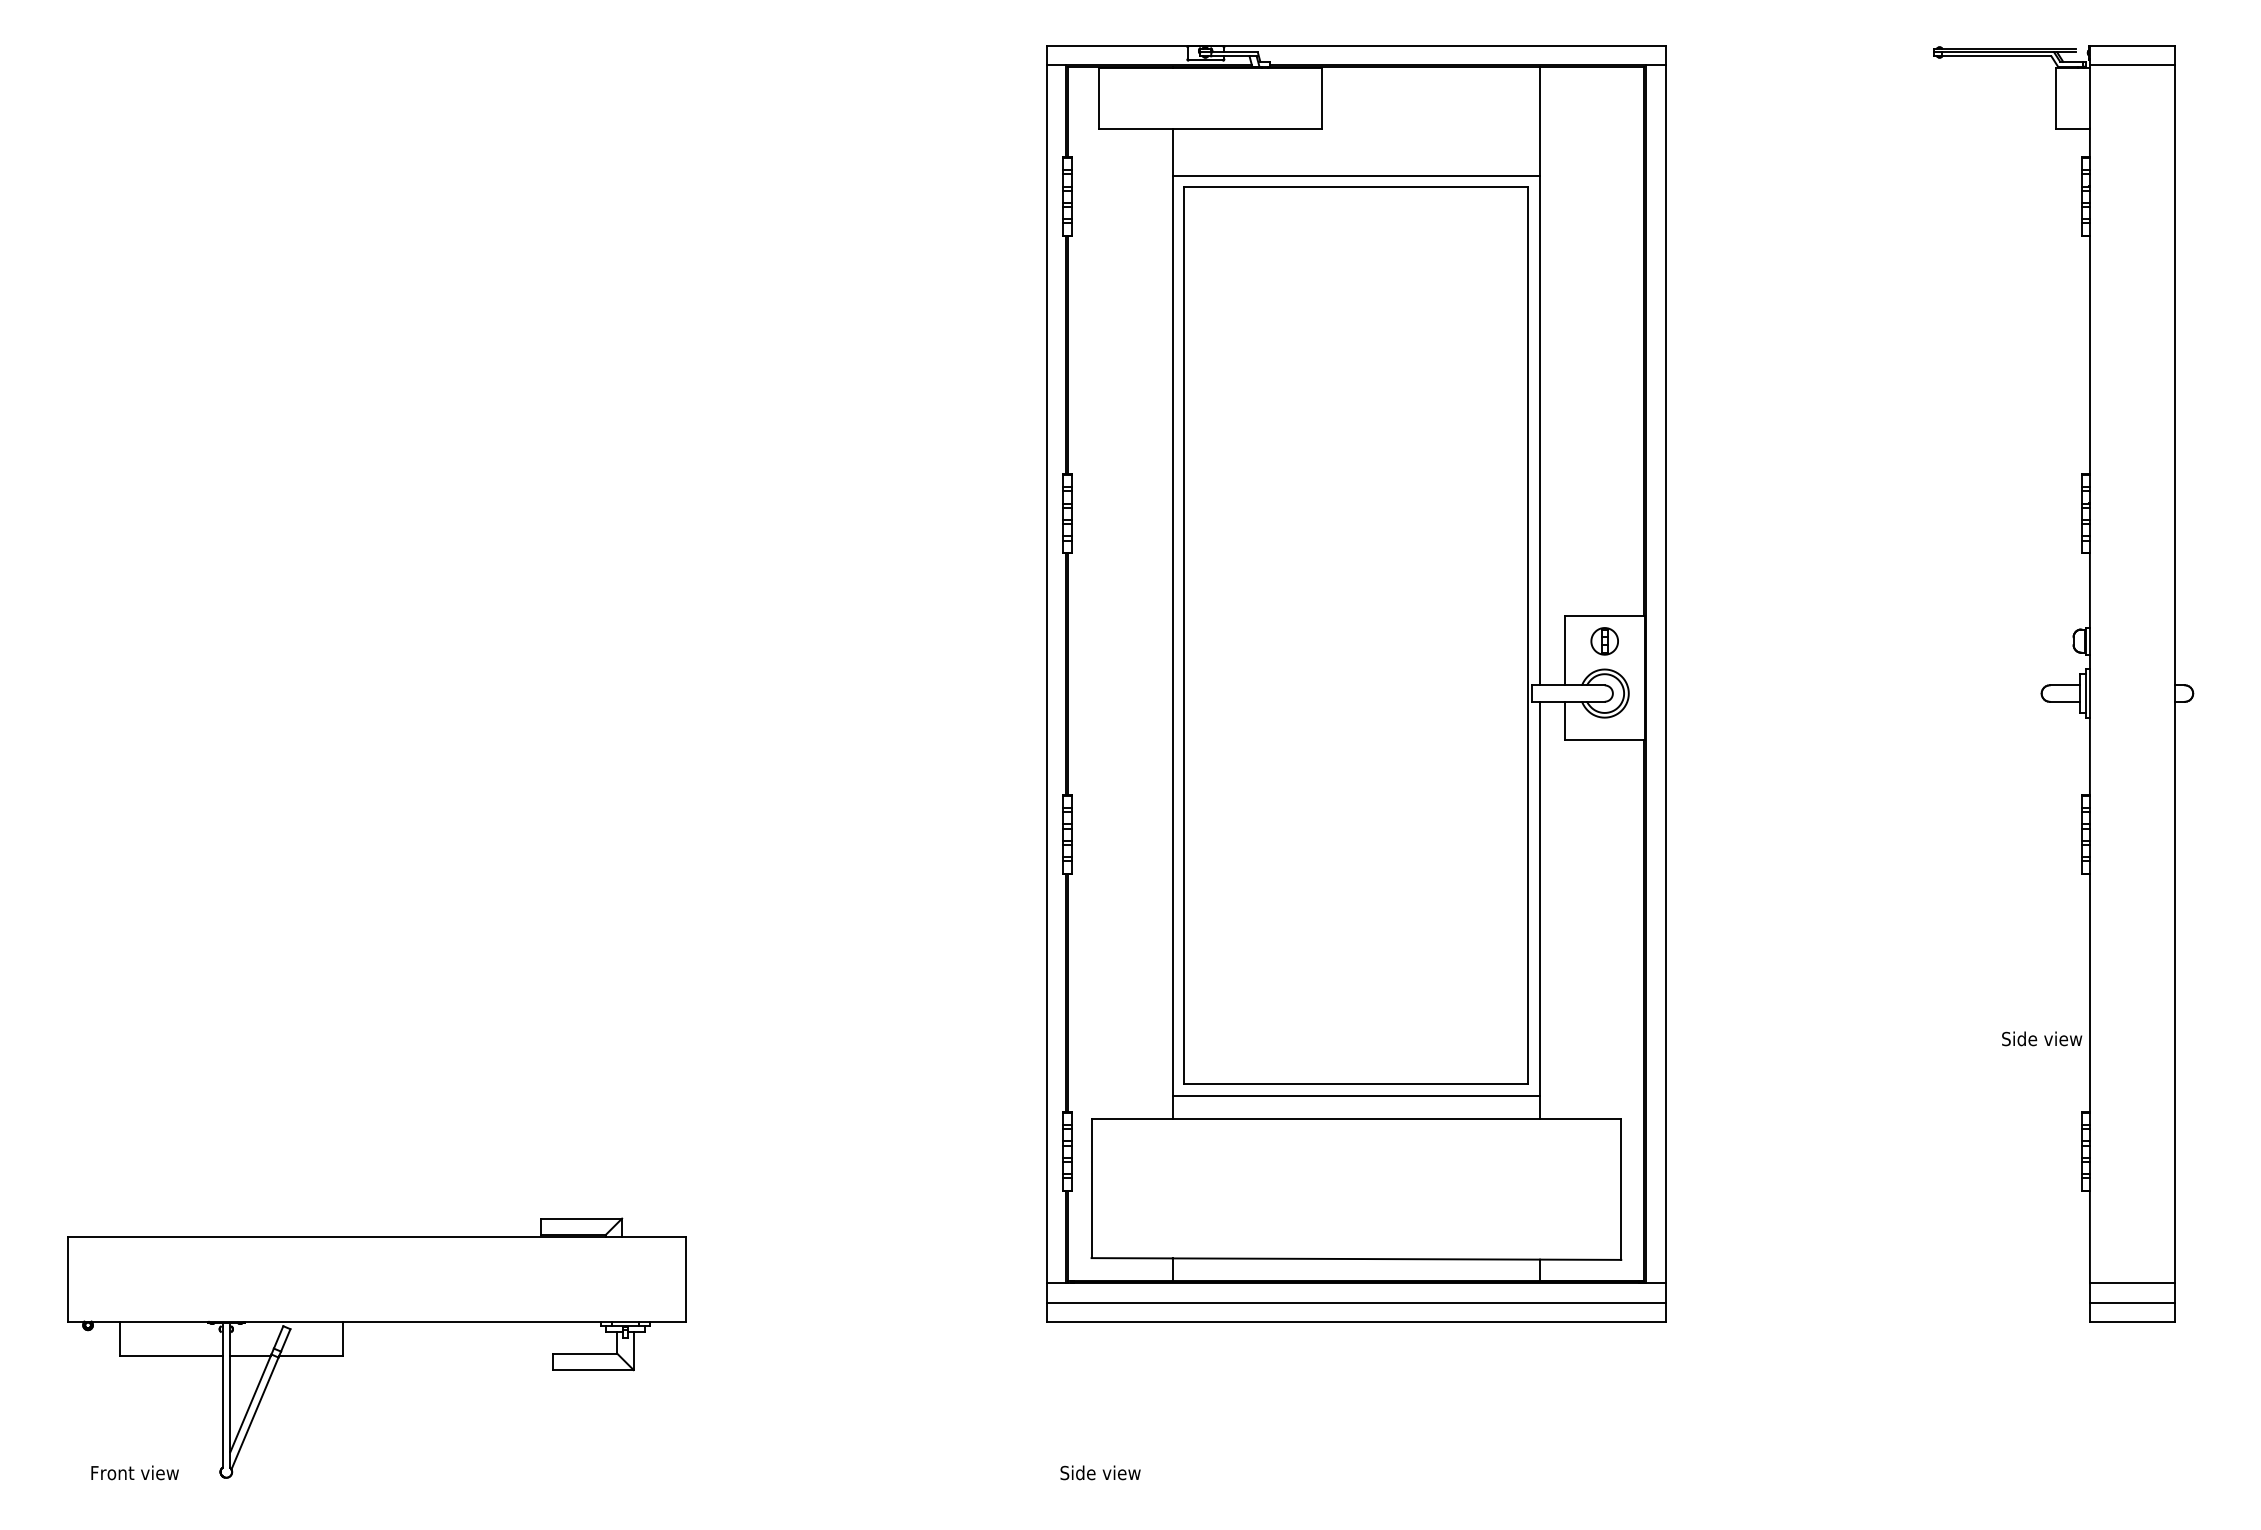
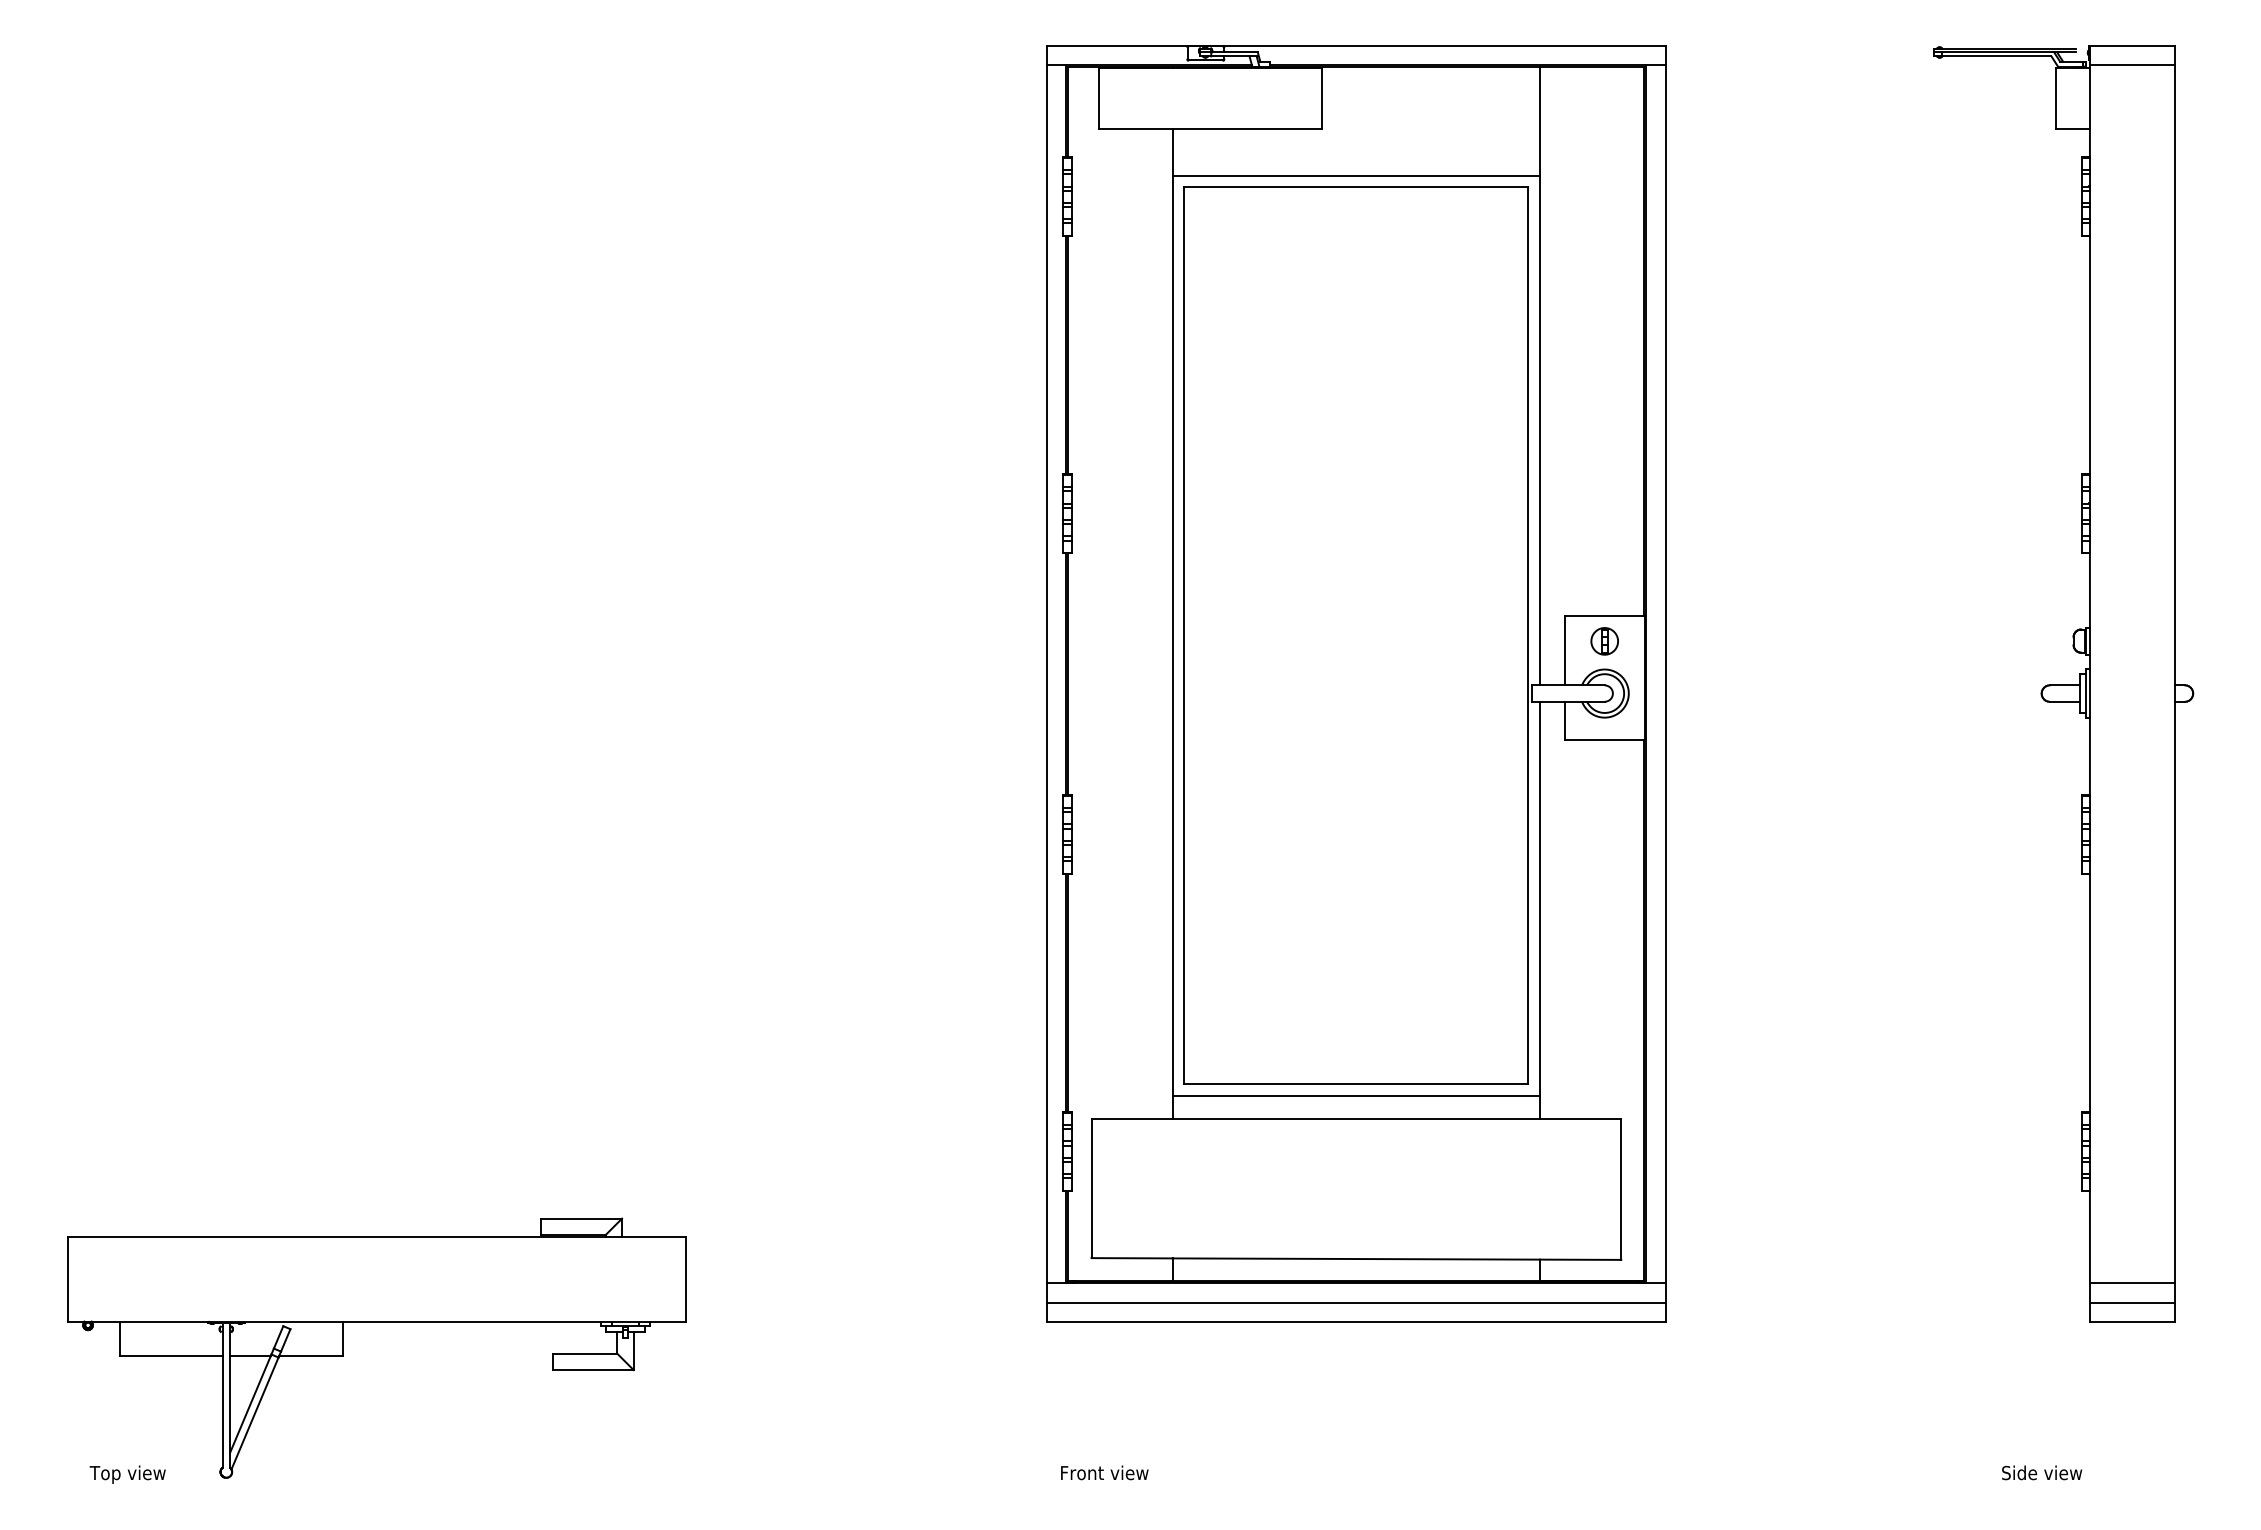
text position: (2042, 1038) -> (2042, 1472) (2042, 1472)
text: Side view -> Front view (1104, 1472)
text: Front view -> Top view (133, 1474)
